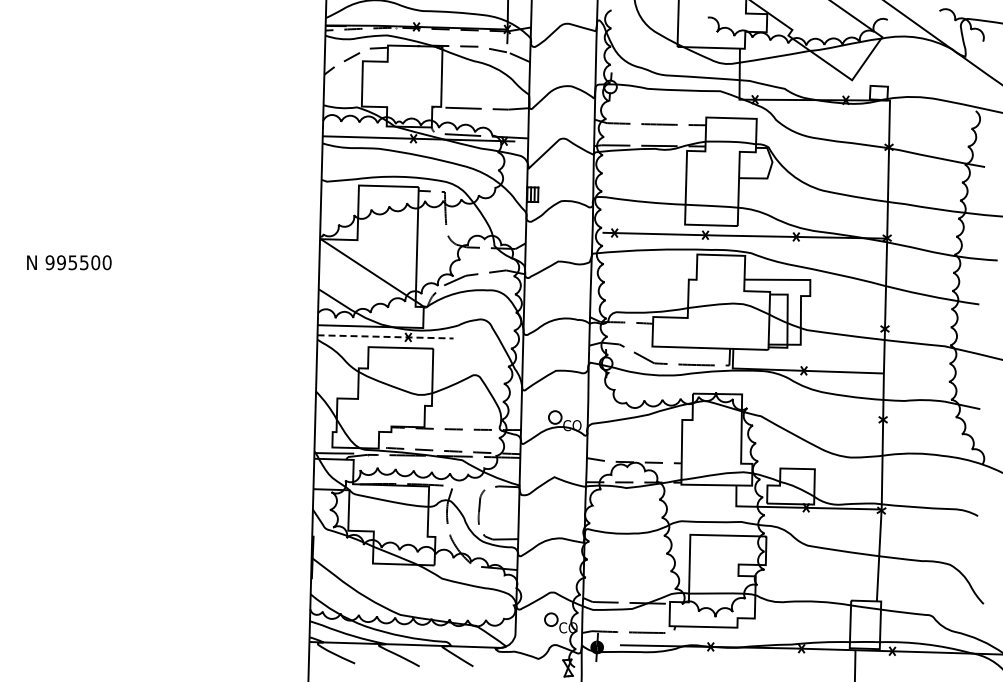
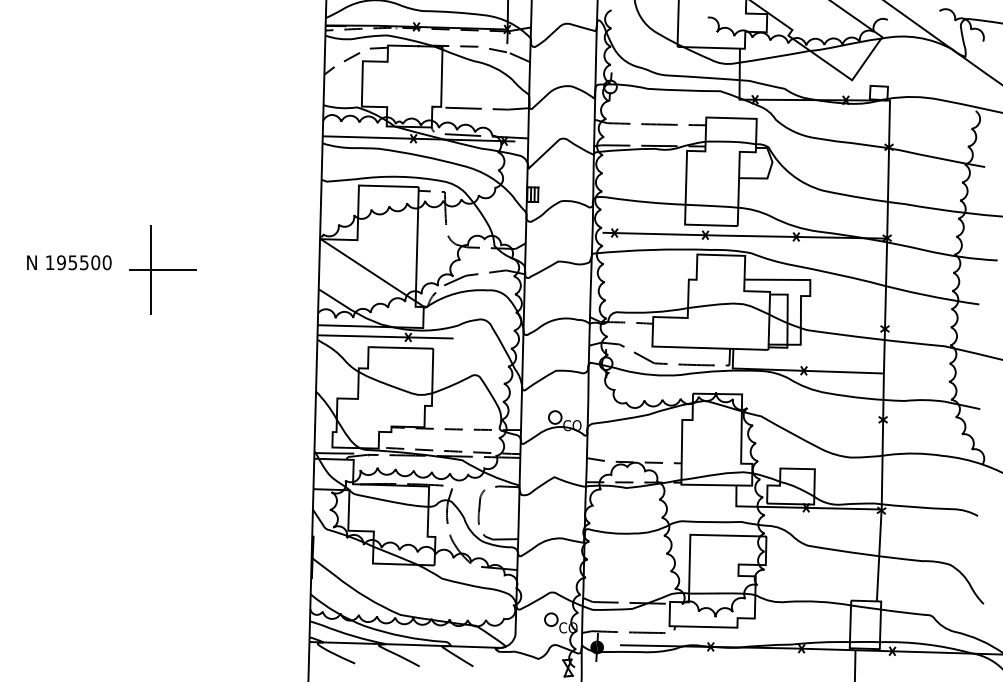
text: 995500 -> 195500 (49, 262)
part: none -> present (162, 269)
line: dashed -> solid (386, 336)
